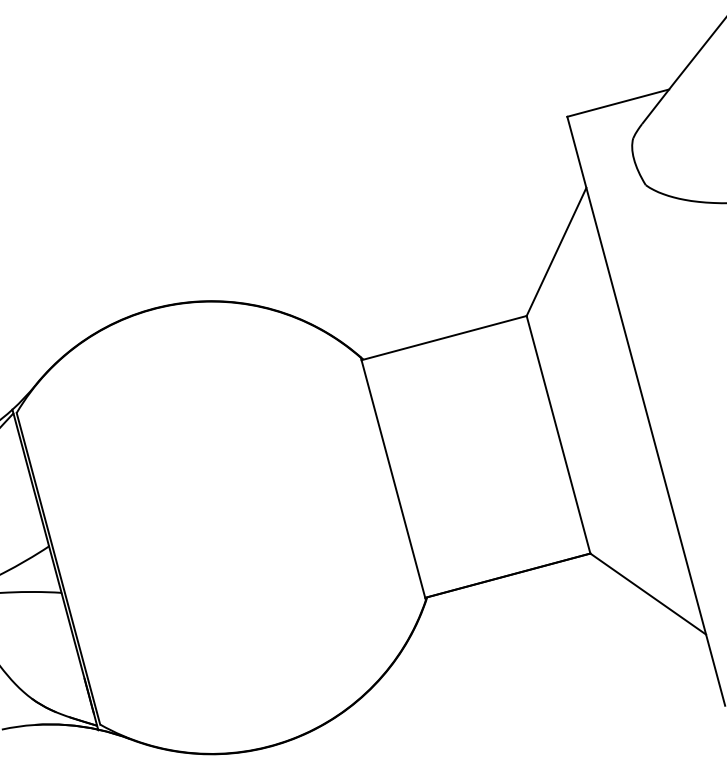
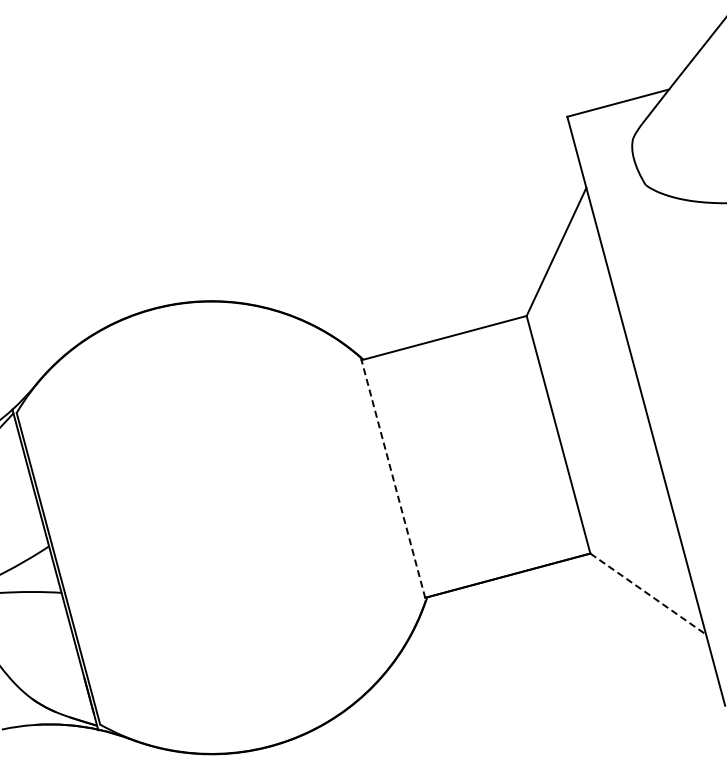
line: solid -> dashed (393, 479)
line: solid -> dashed (648, 594)
